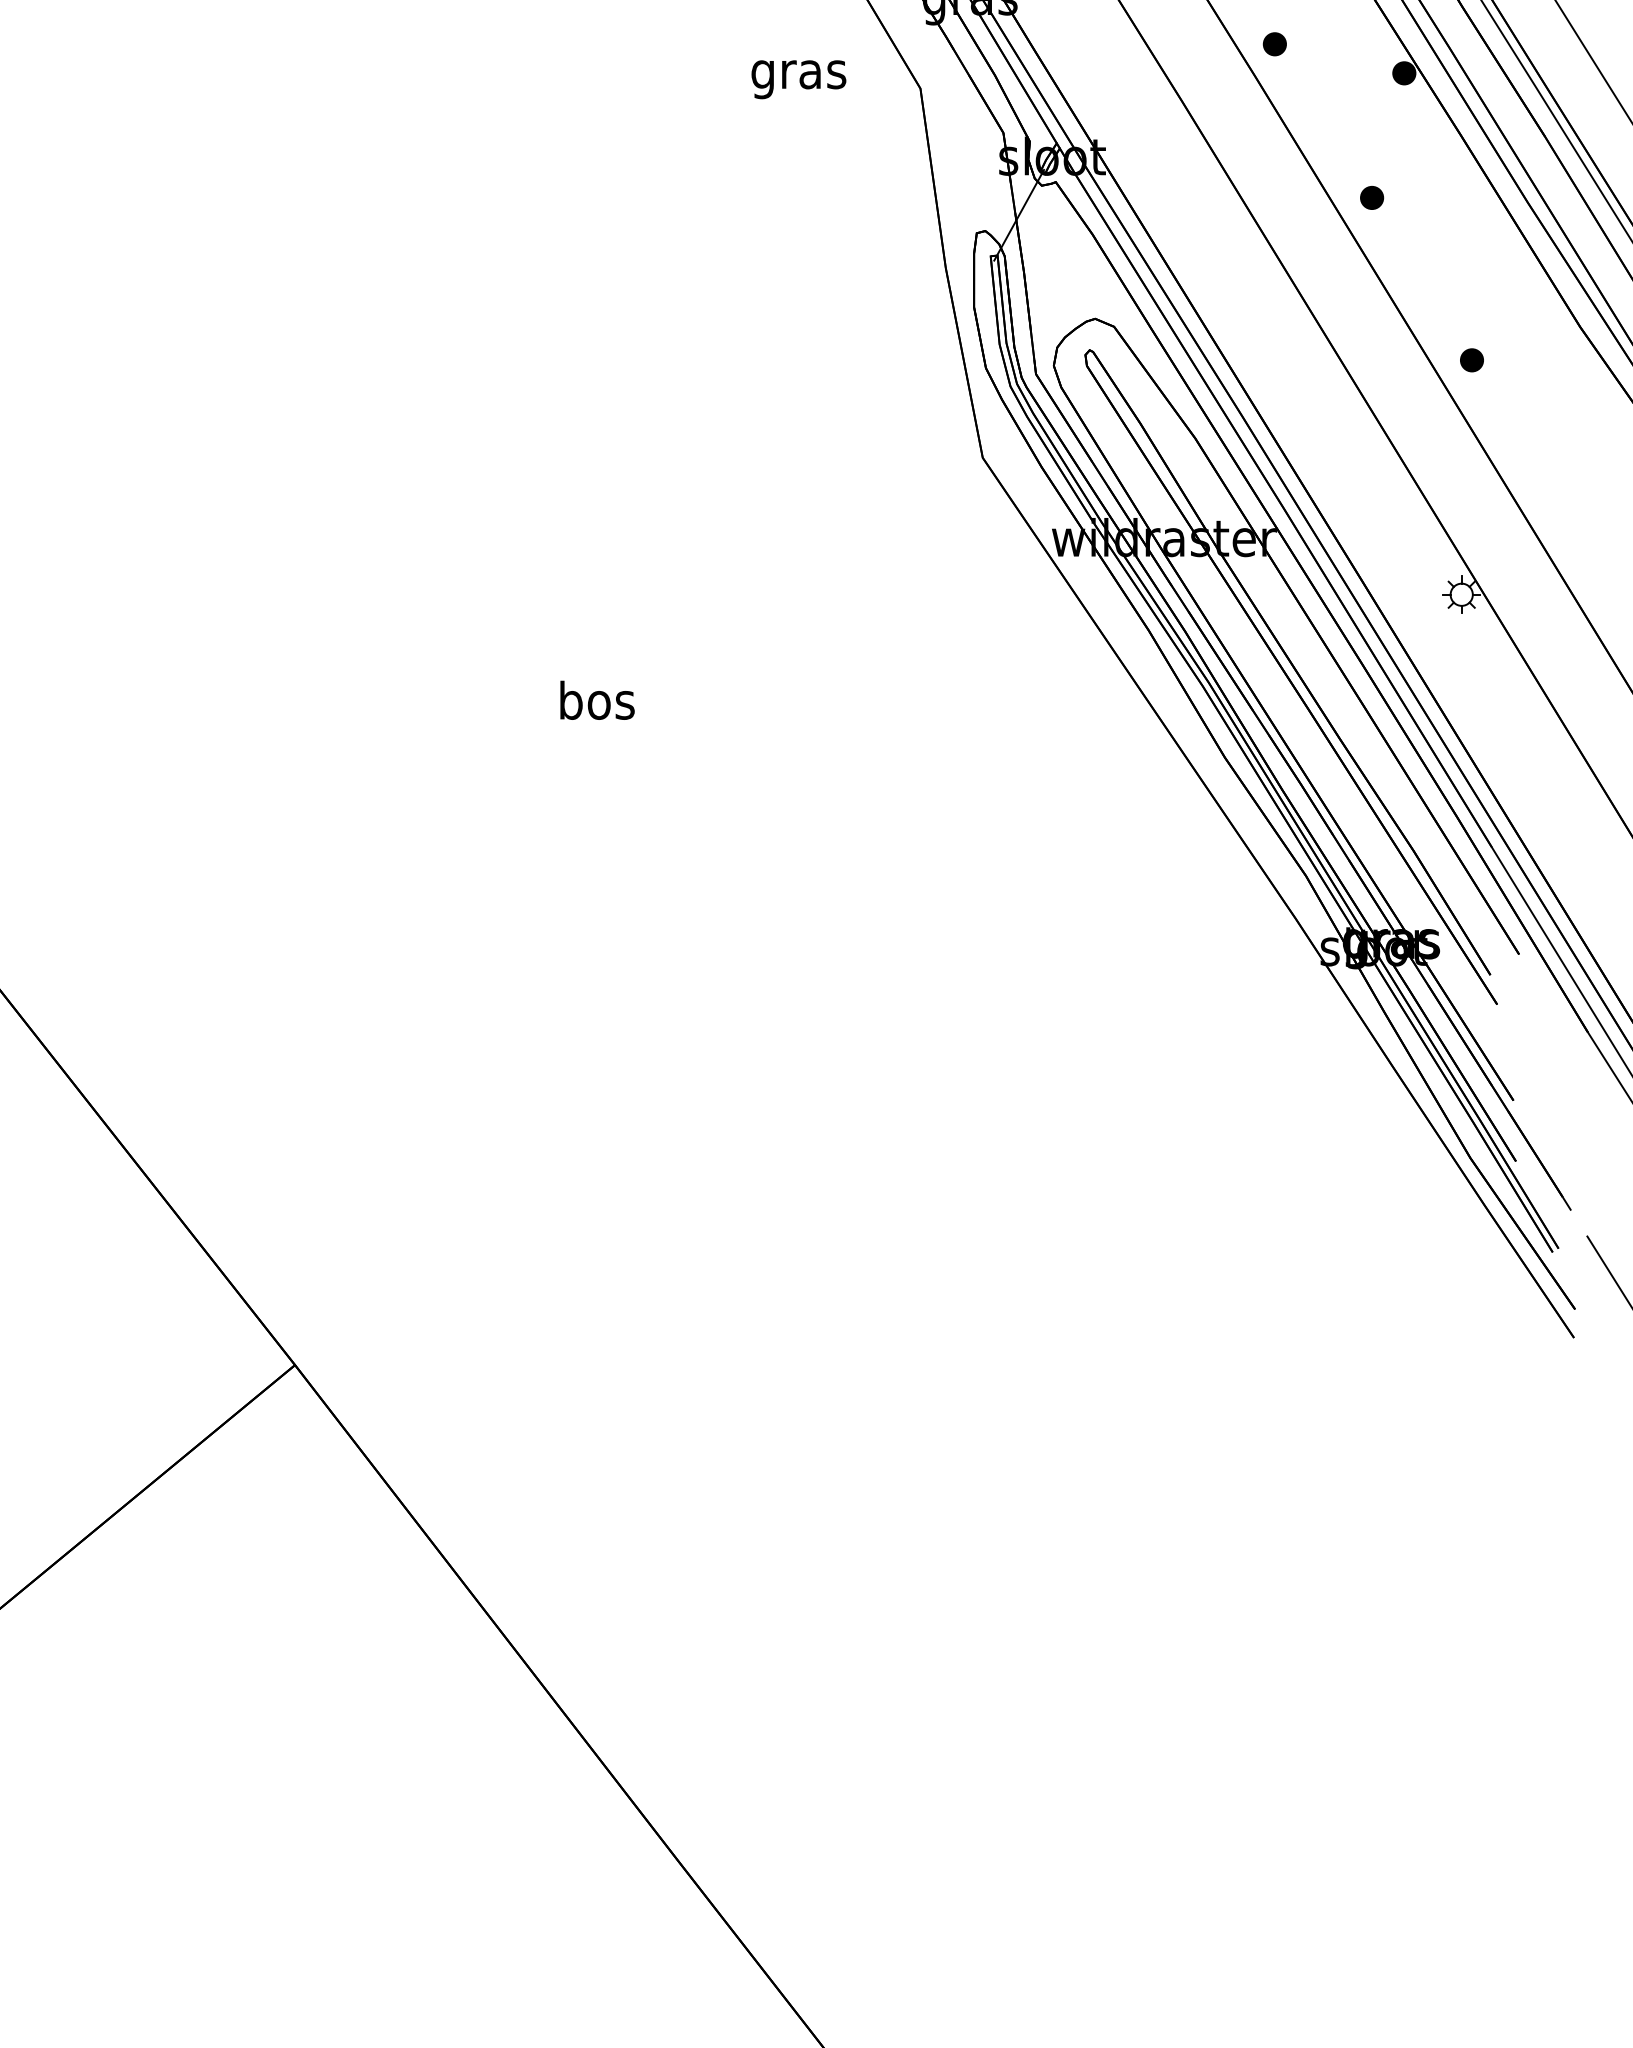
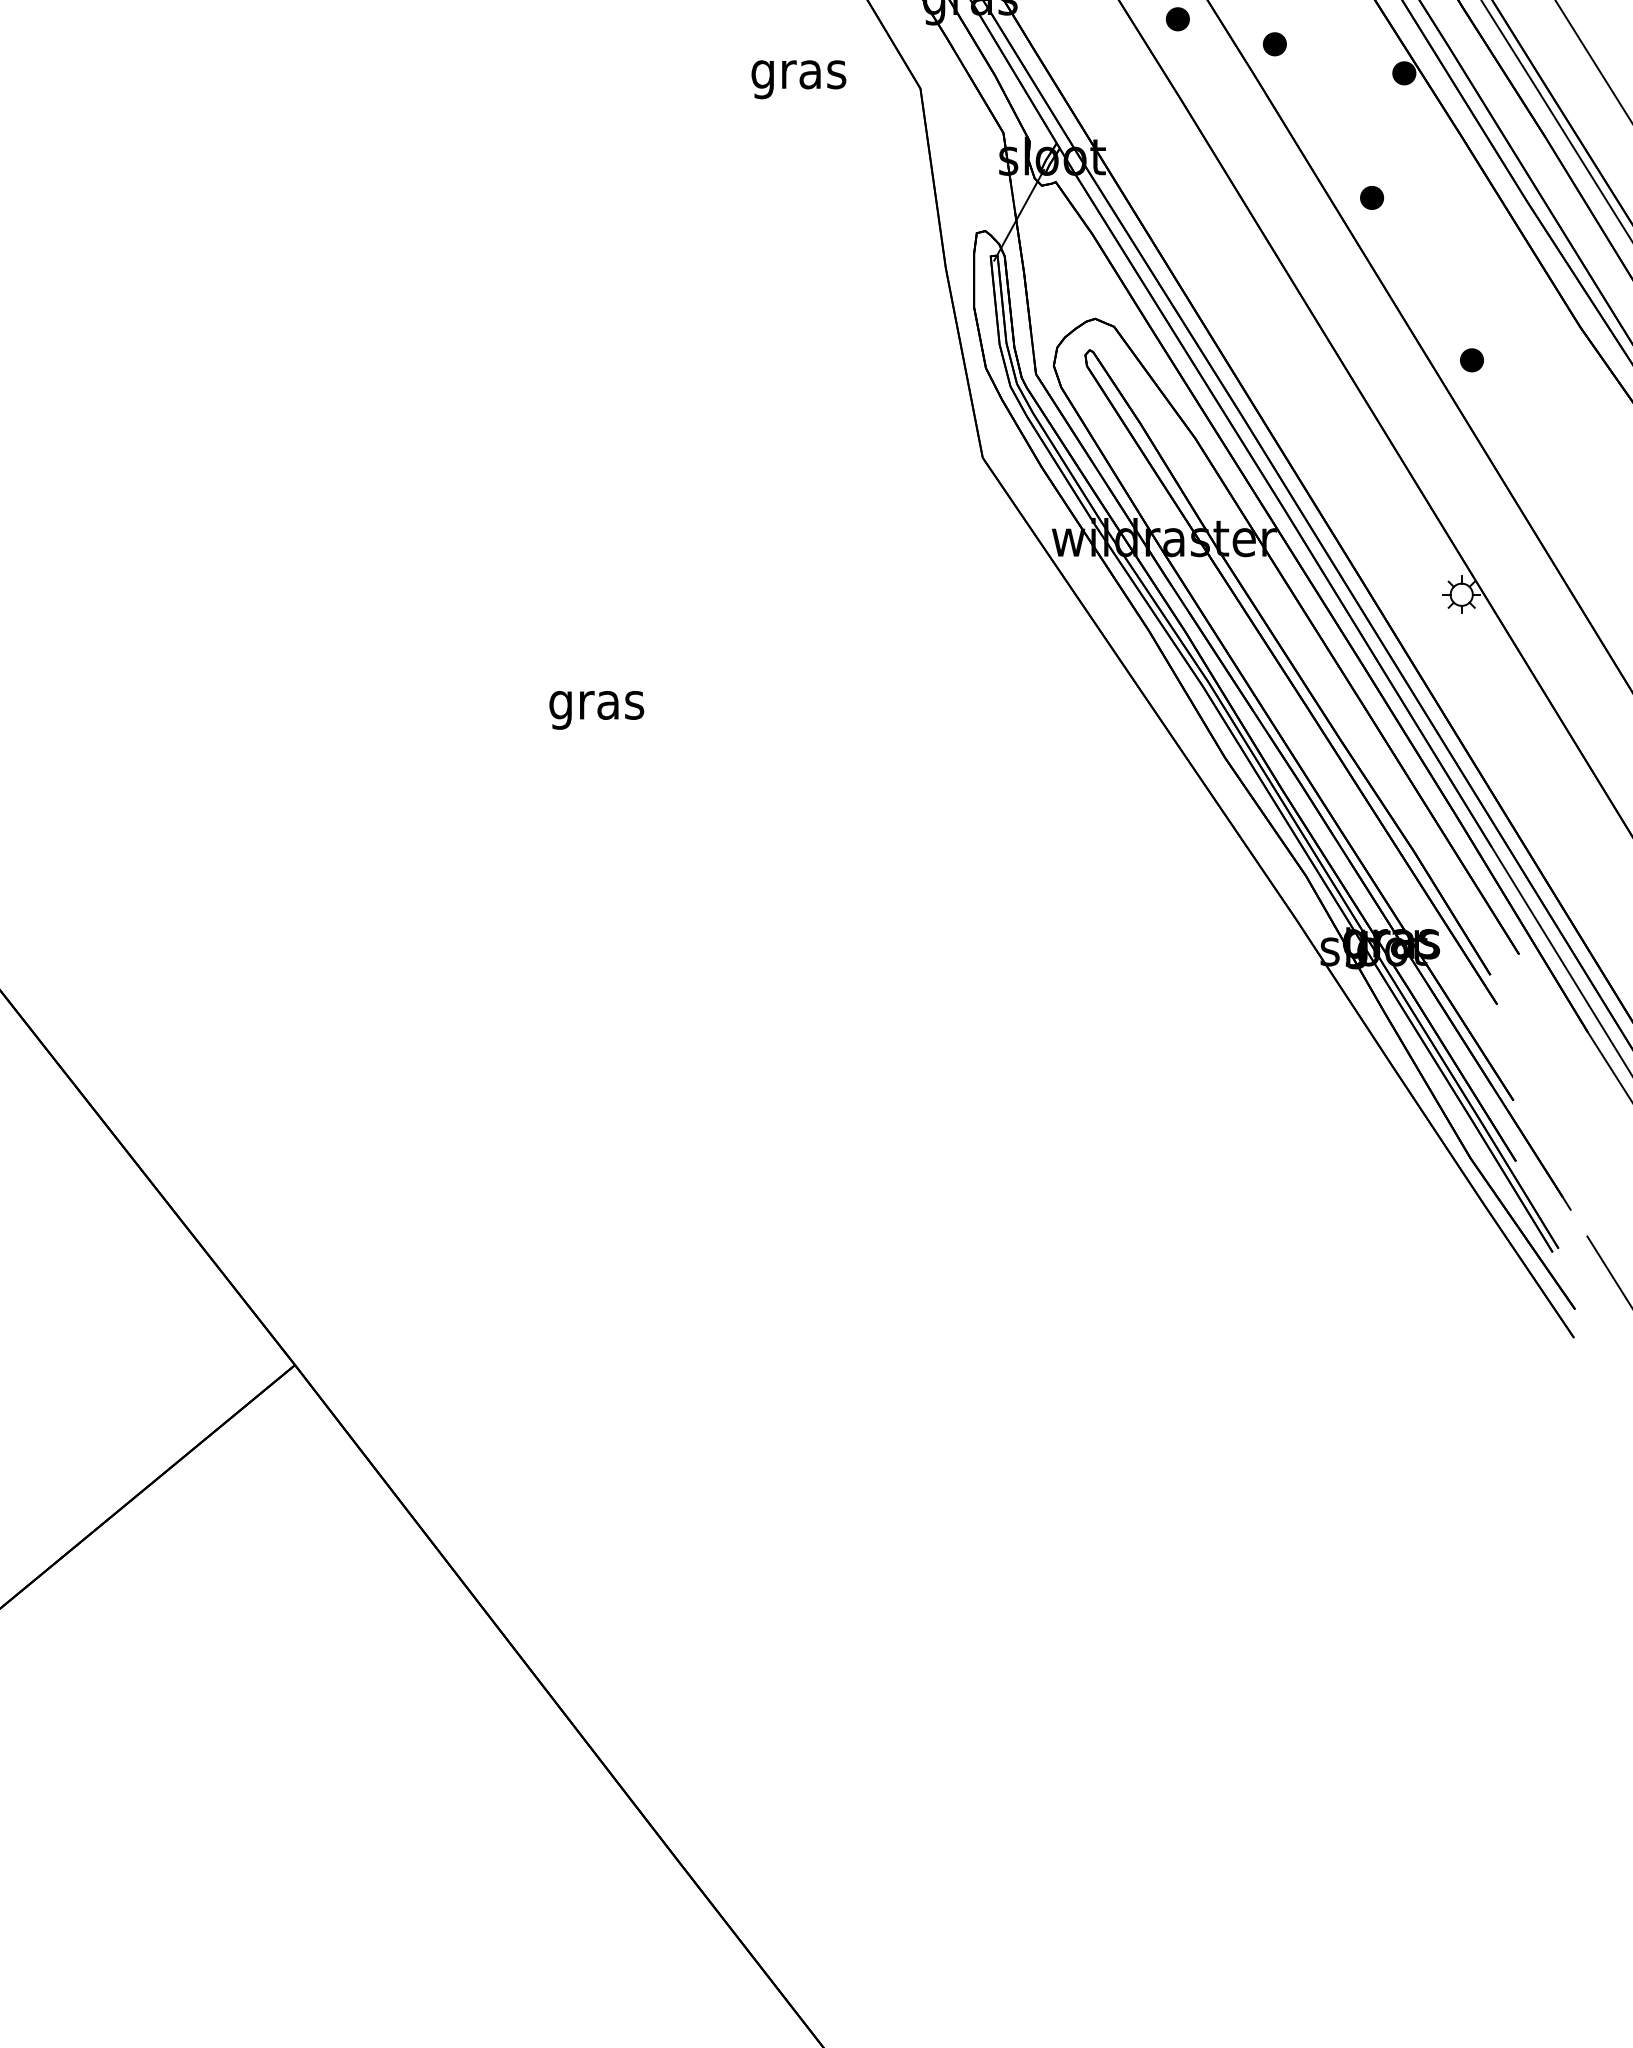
part: none -> present (1177, 19)
text: bos -> gras (596, 704)
